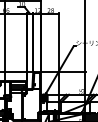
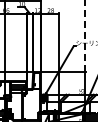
line: solid -> dashed (85, 36)
